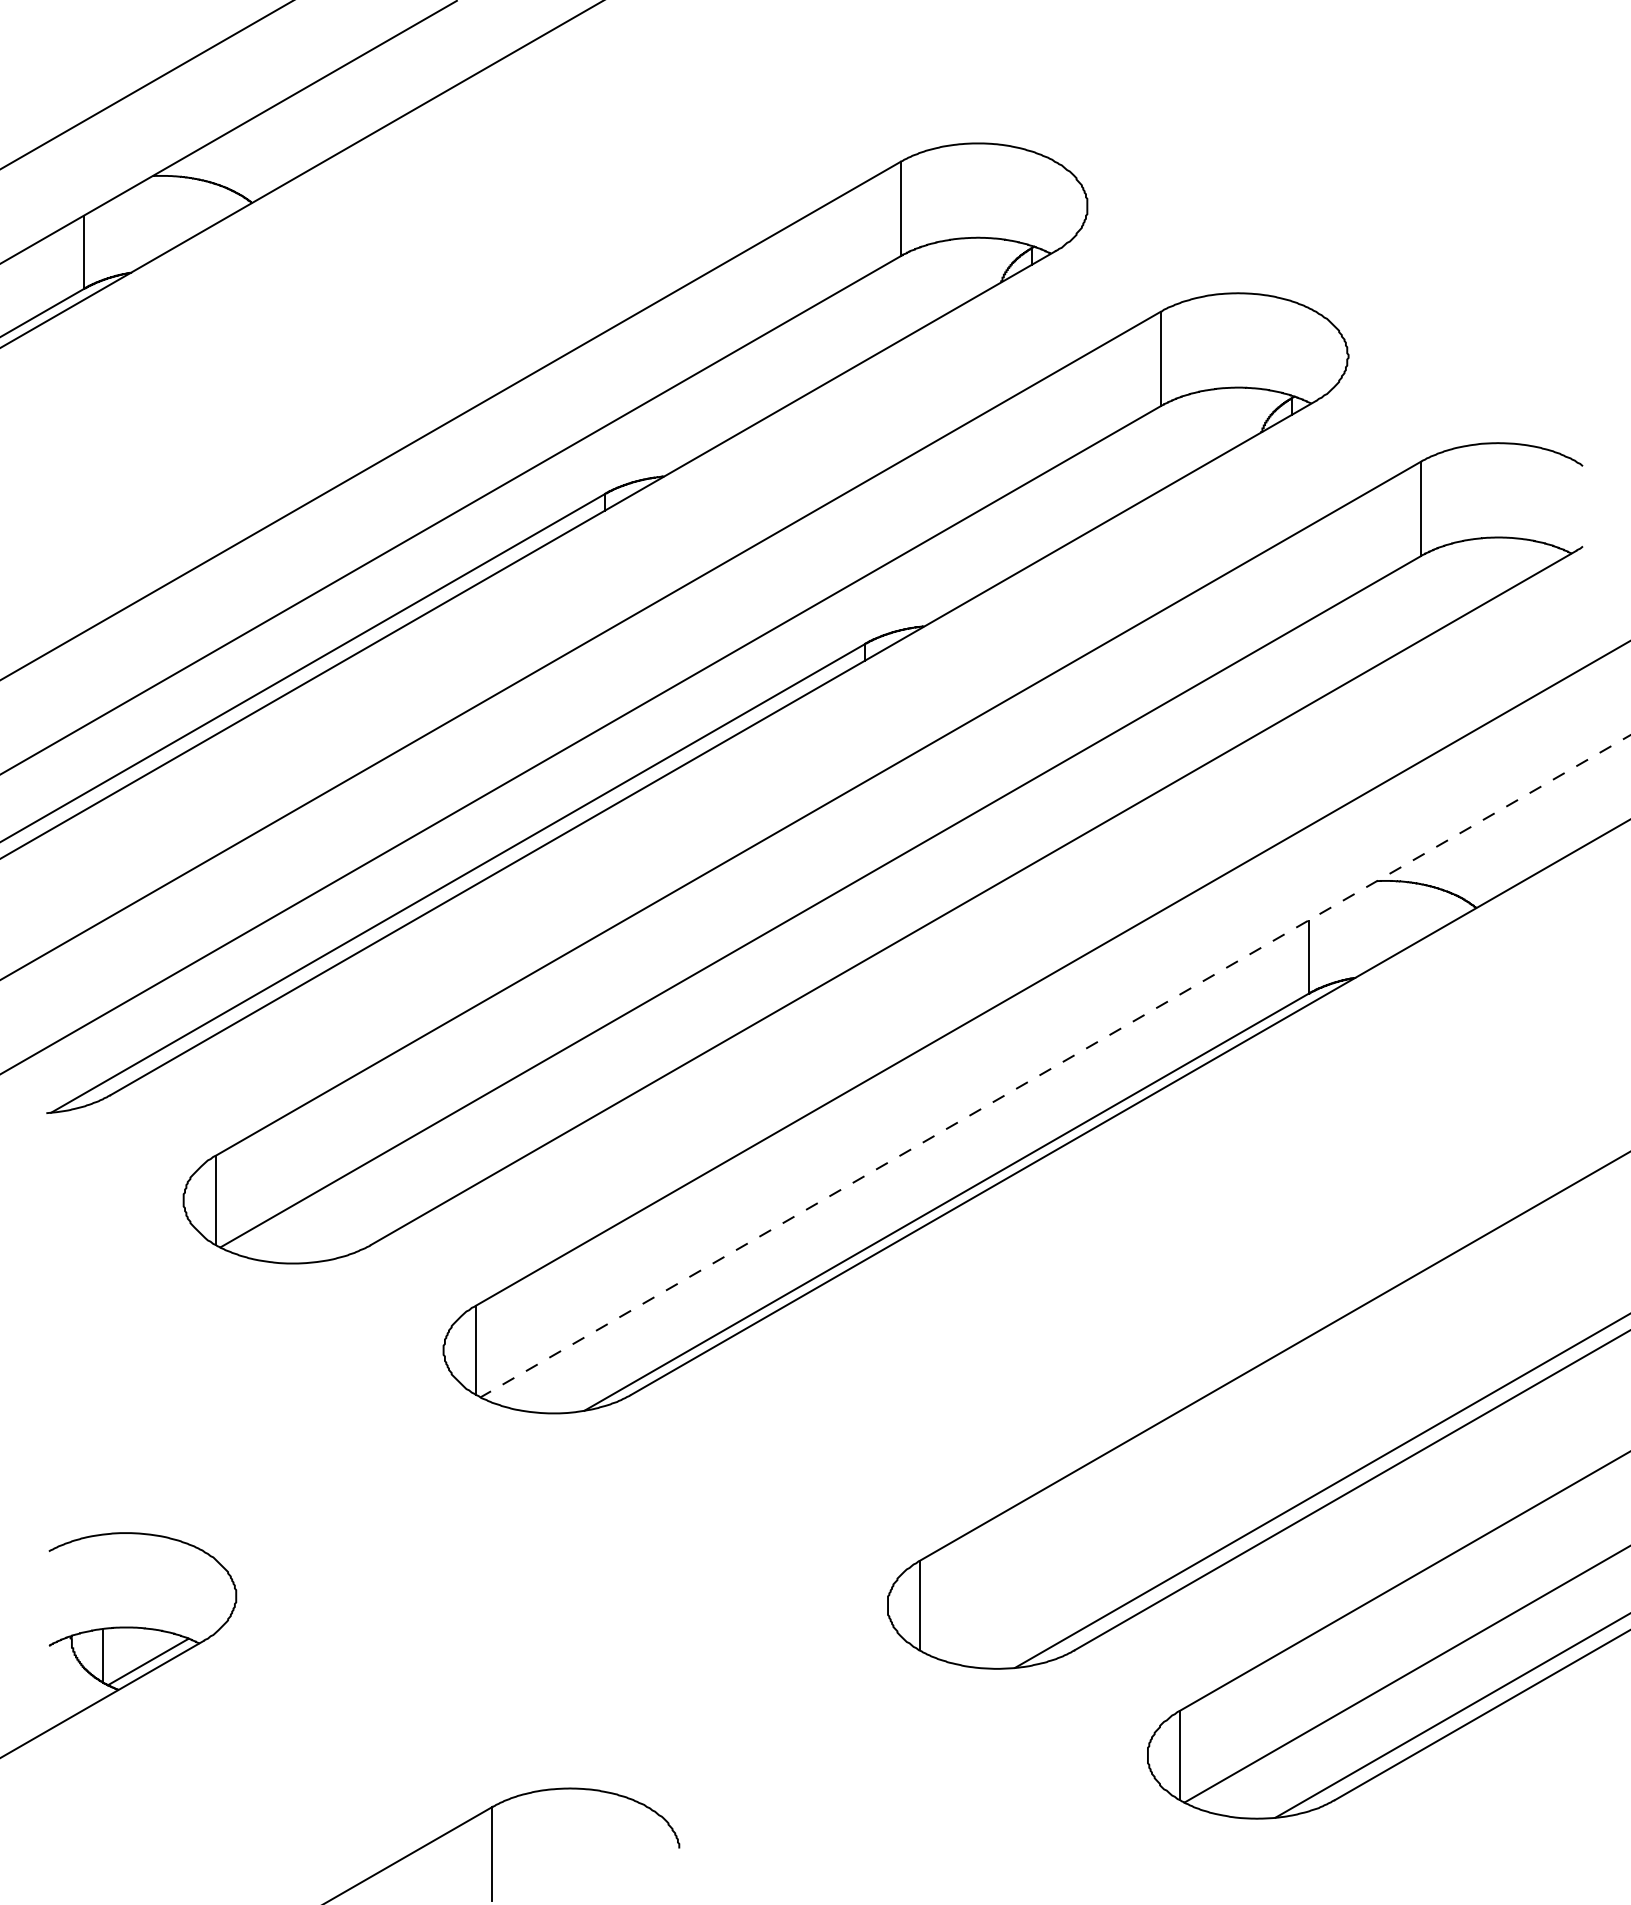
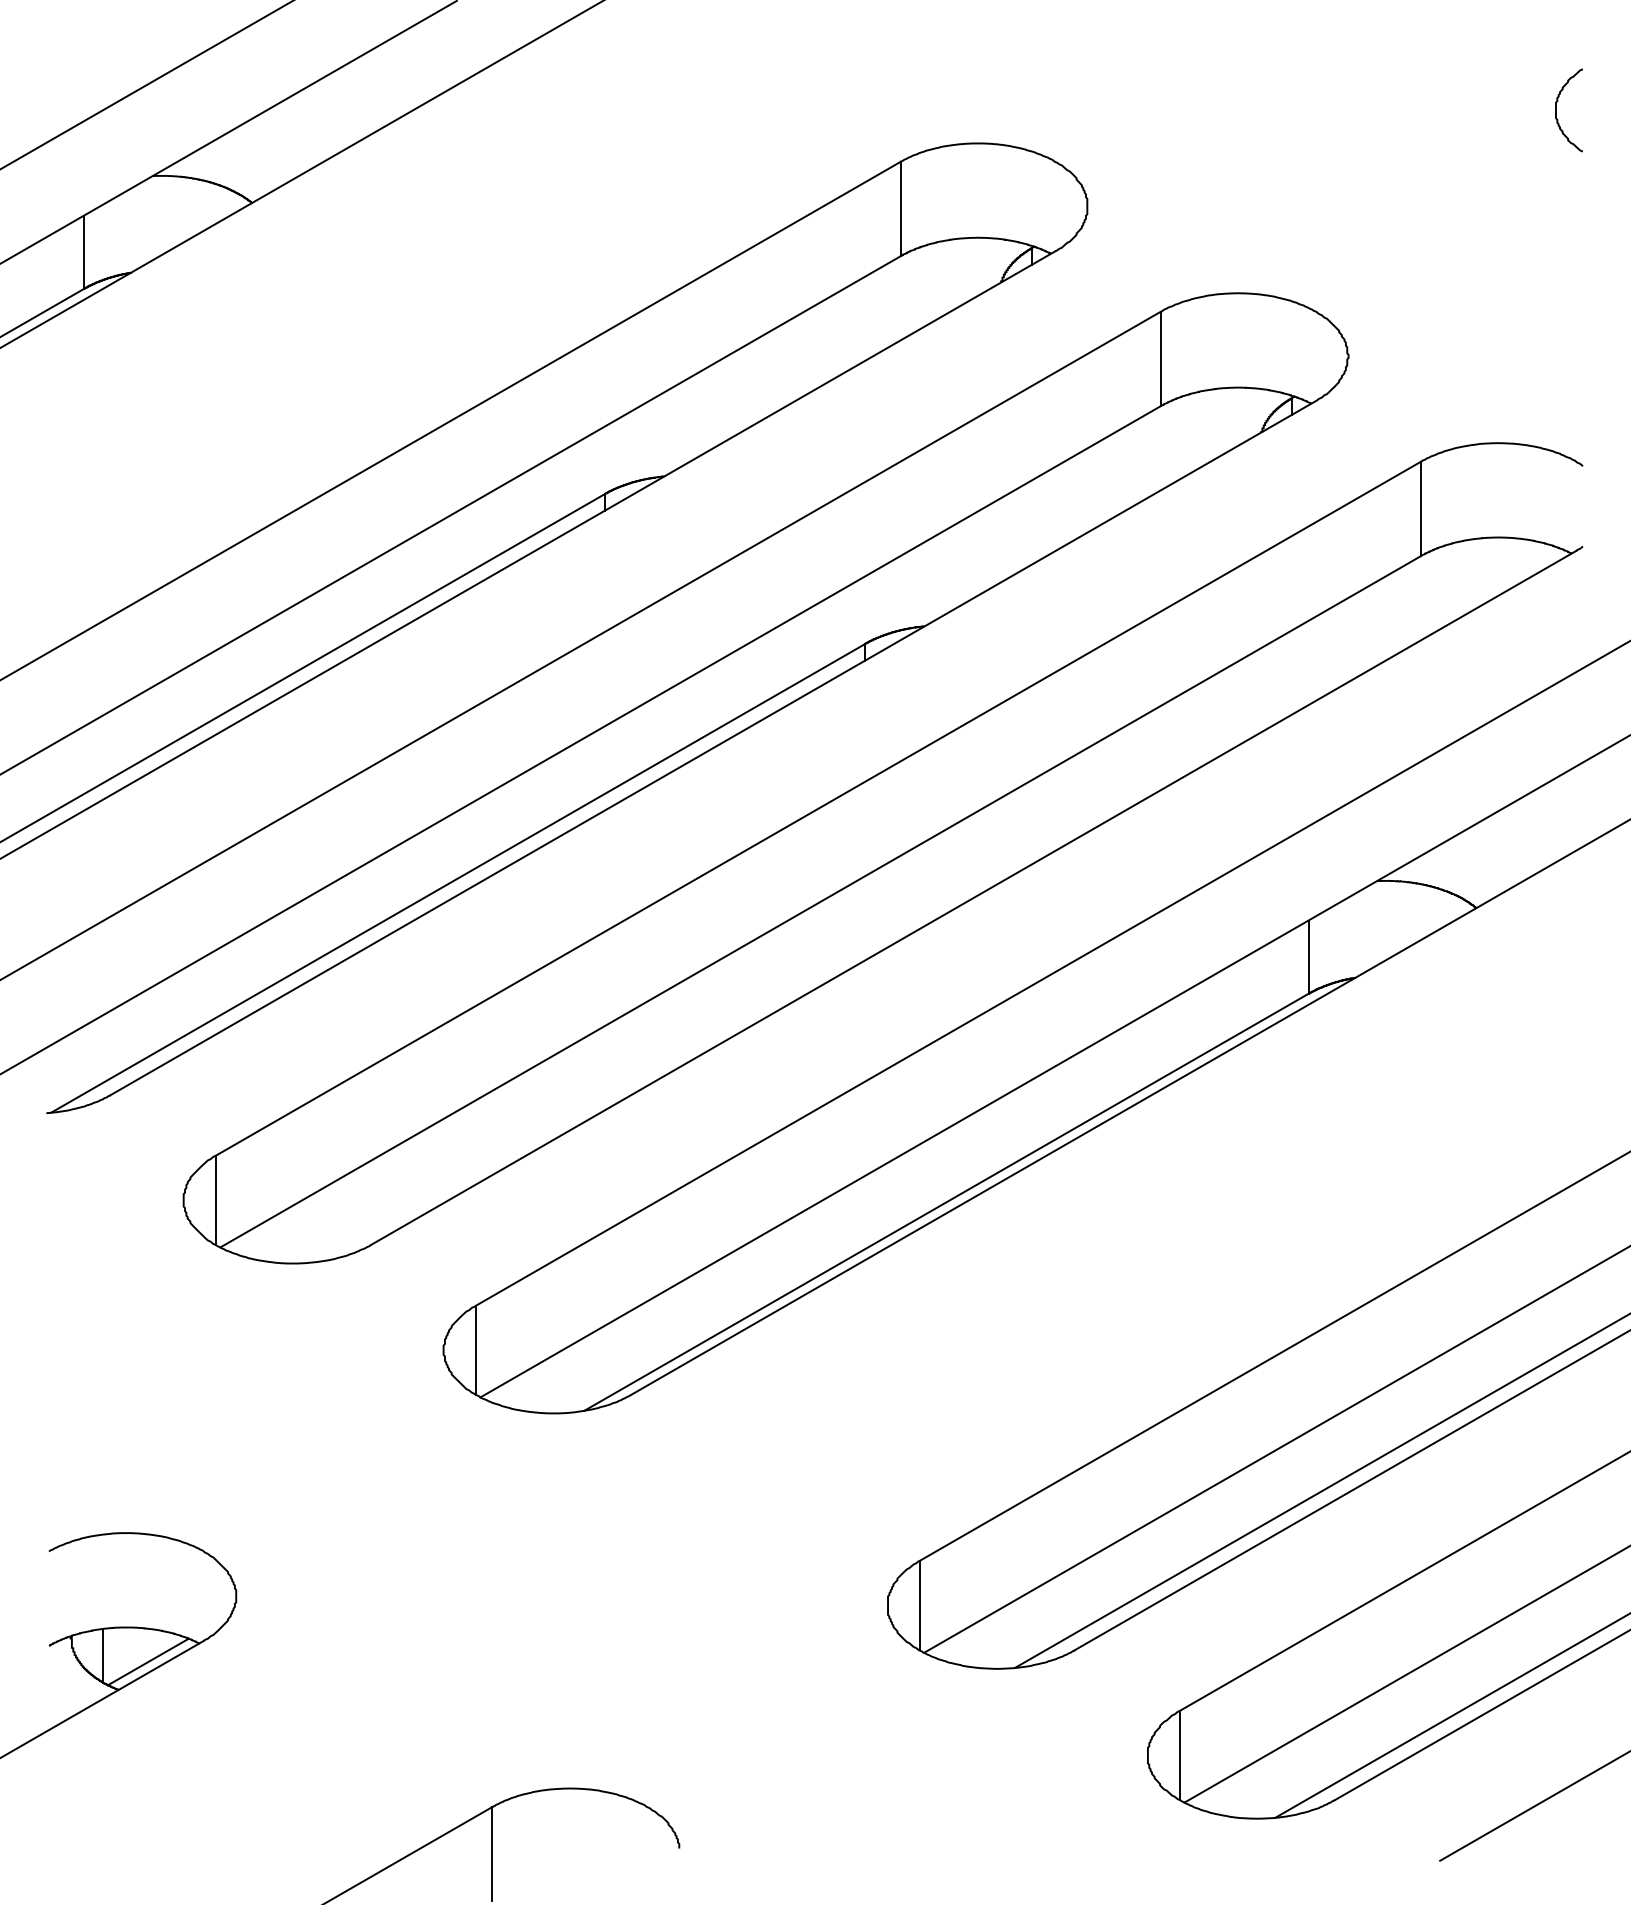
curve: none -> present (1556, 110)
line: dashed -> solid (1054, 1066)
line: none -> present (1275, 1449)
line: none -> present (1533, 1806)
